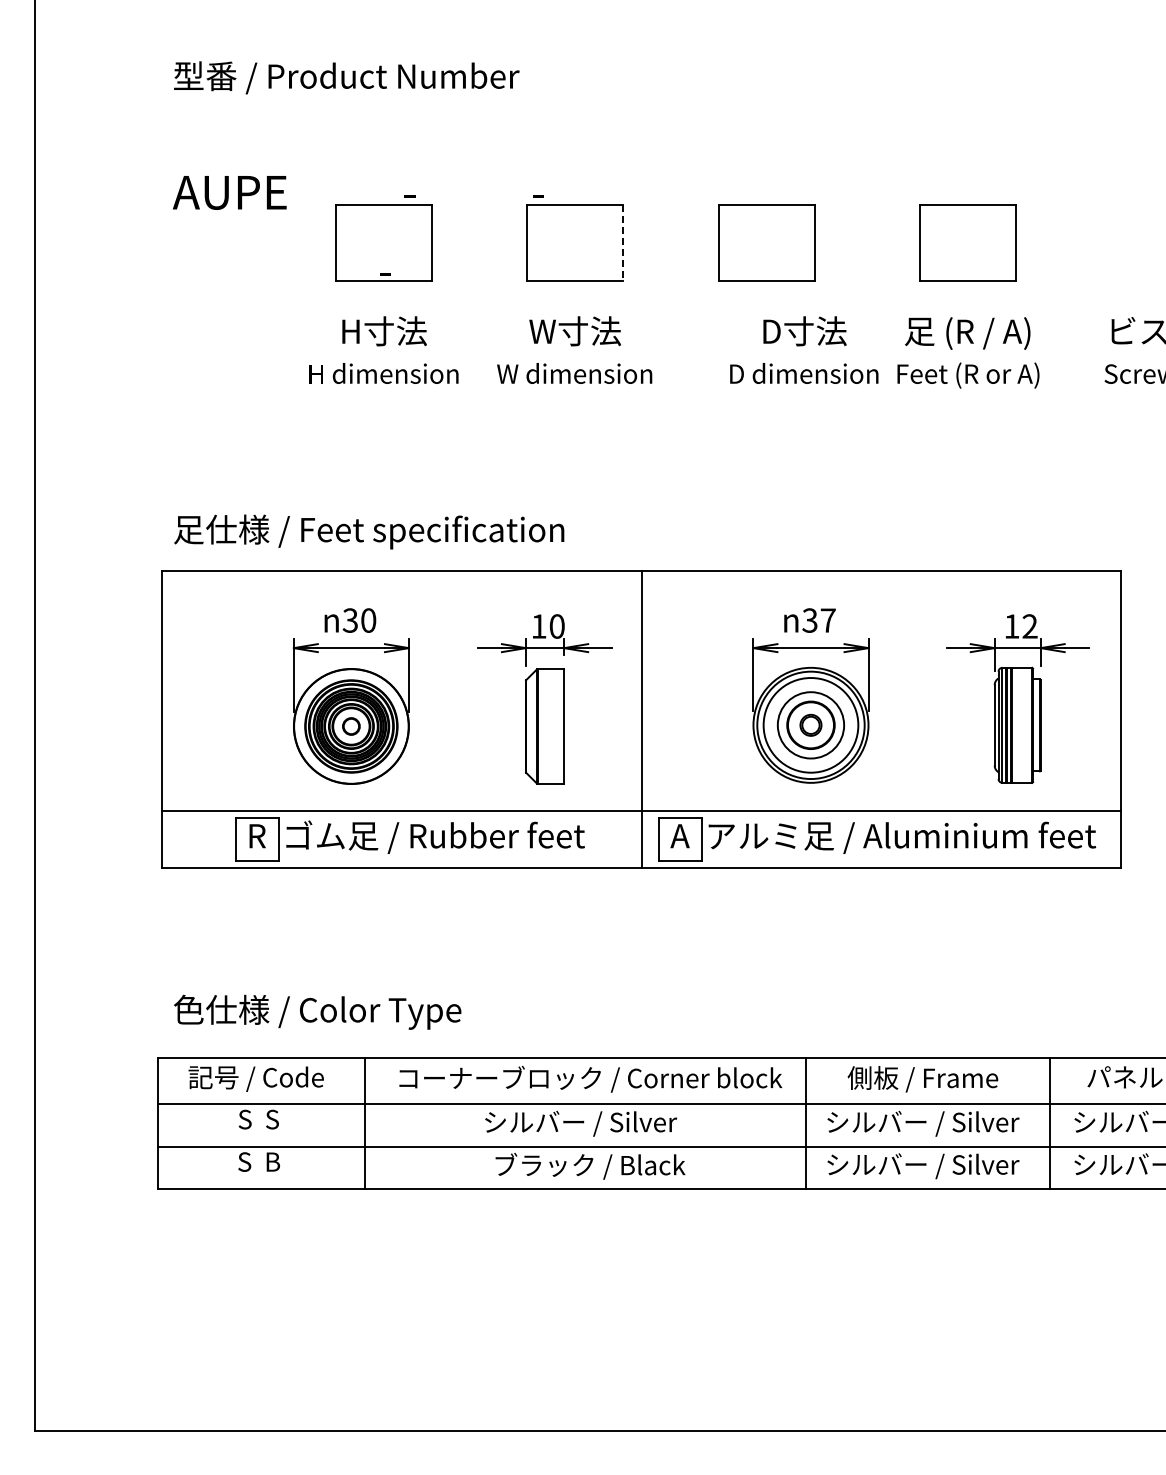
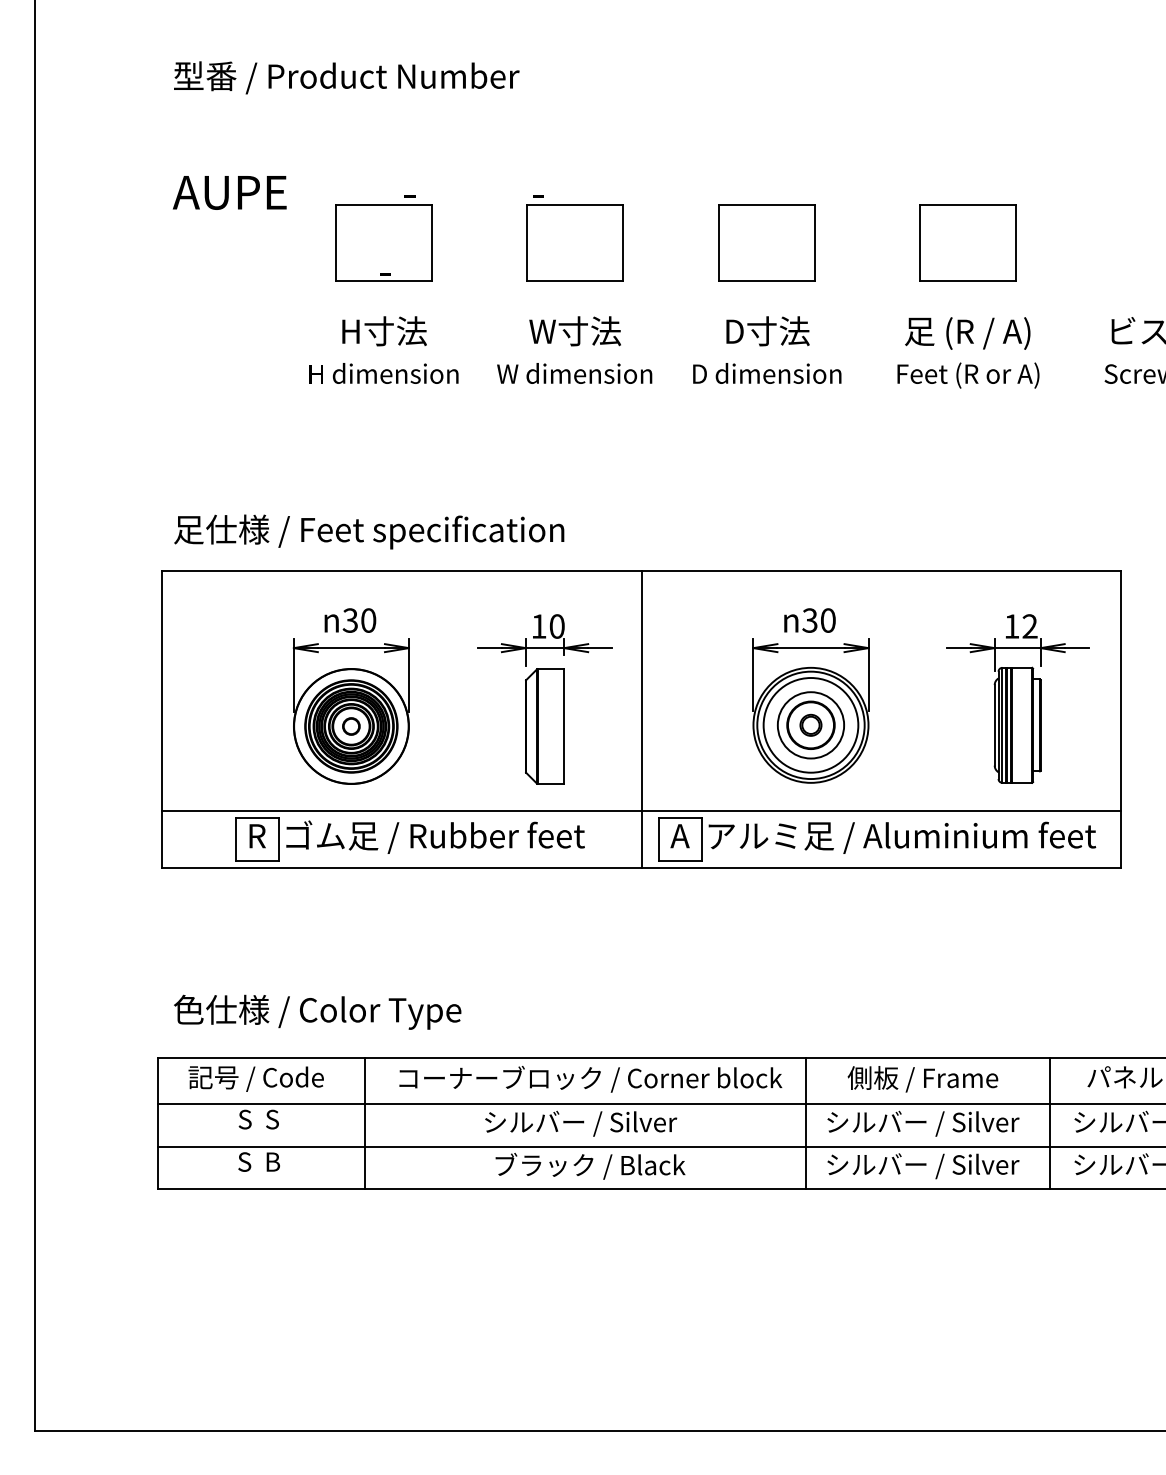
line: dashed -> solid (623, 243)
text position: (804, 349) -> (767, 349) (767, 349)
text: 37 -> 30 (827, 620)
